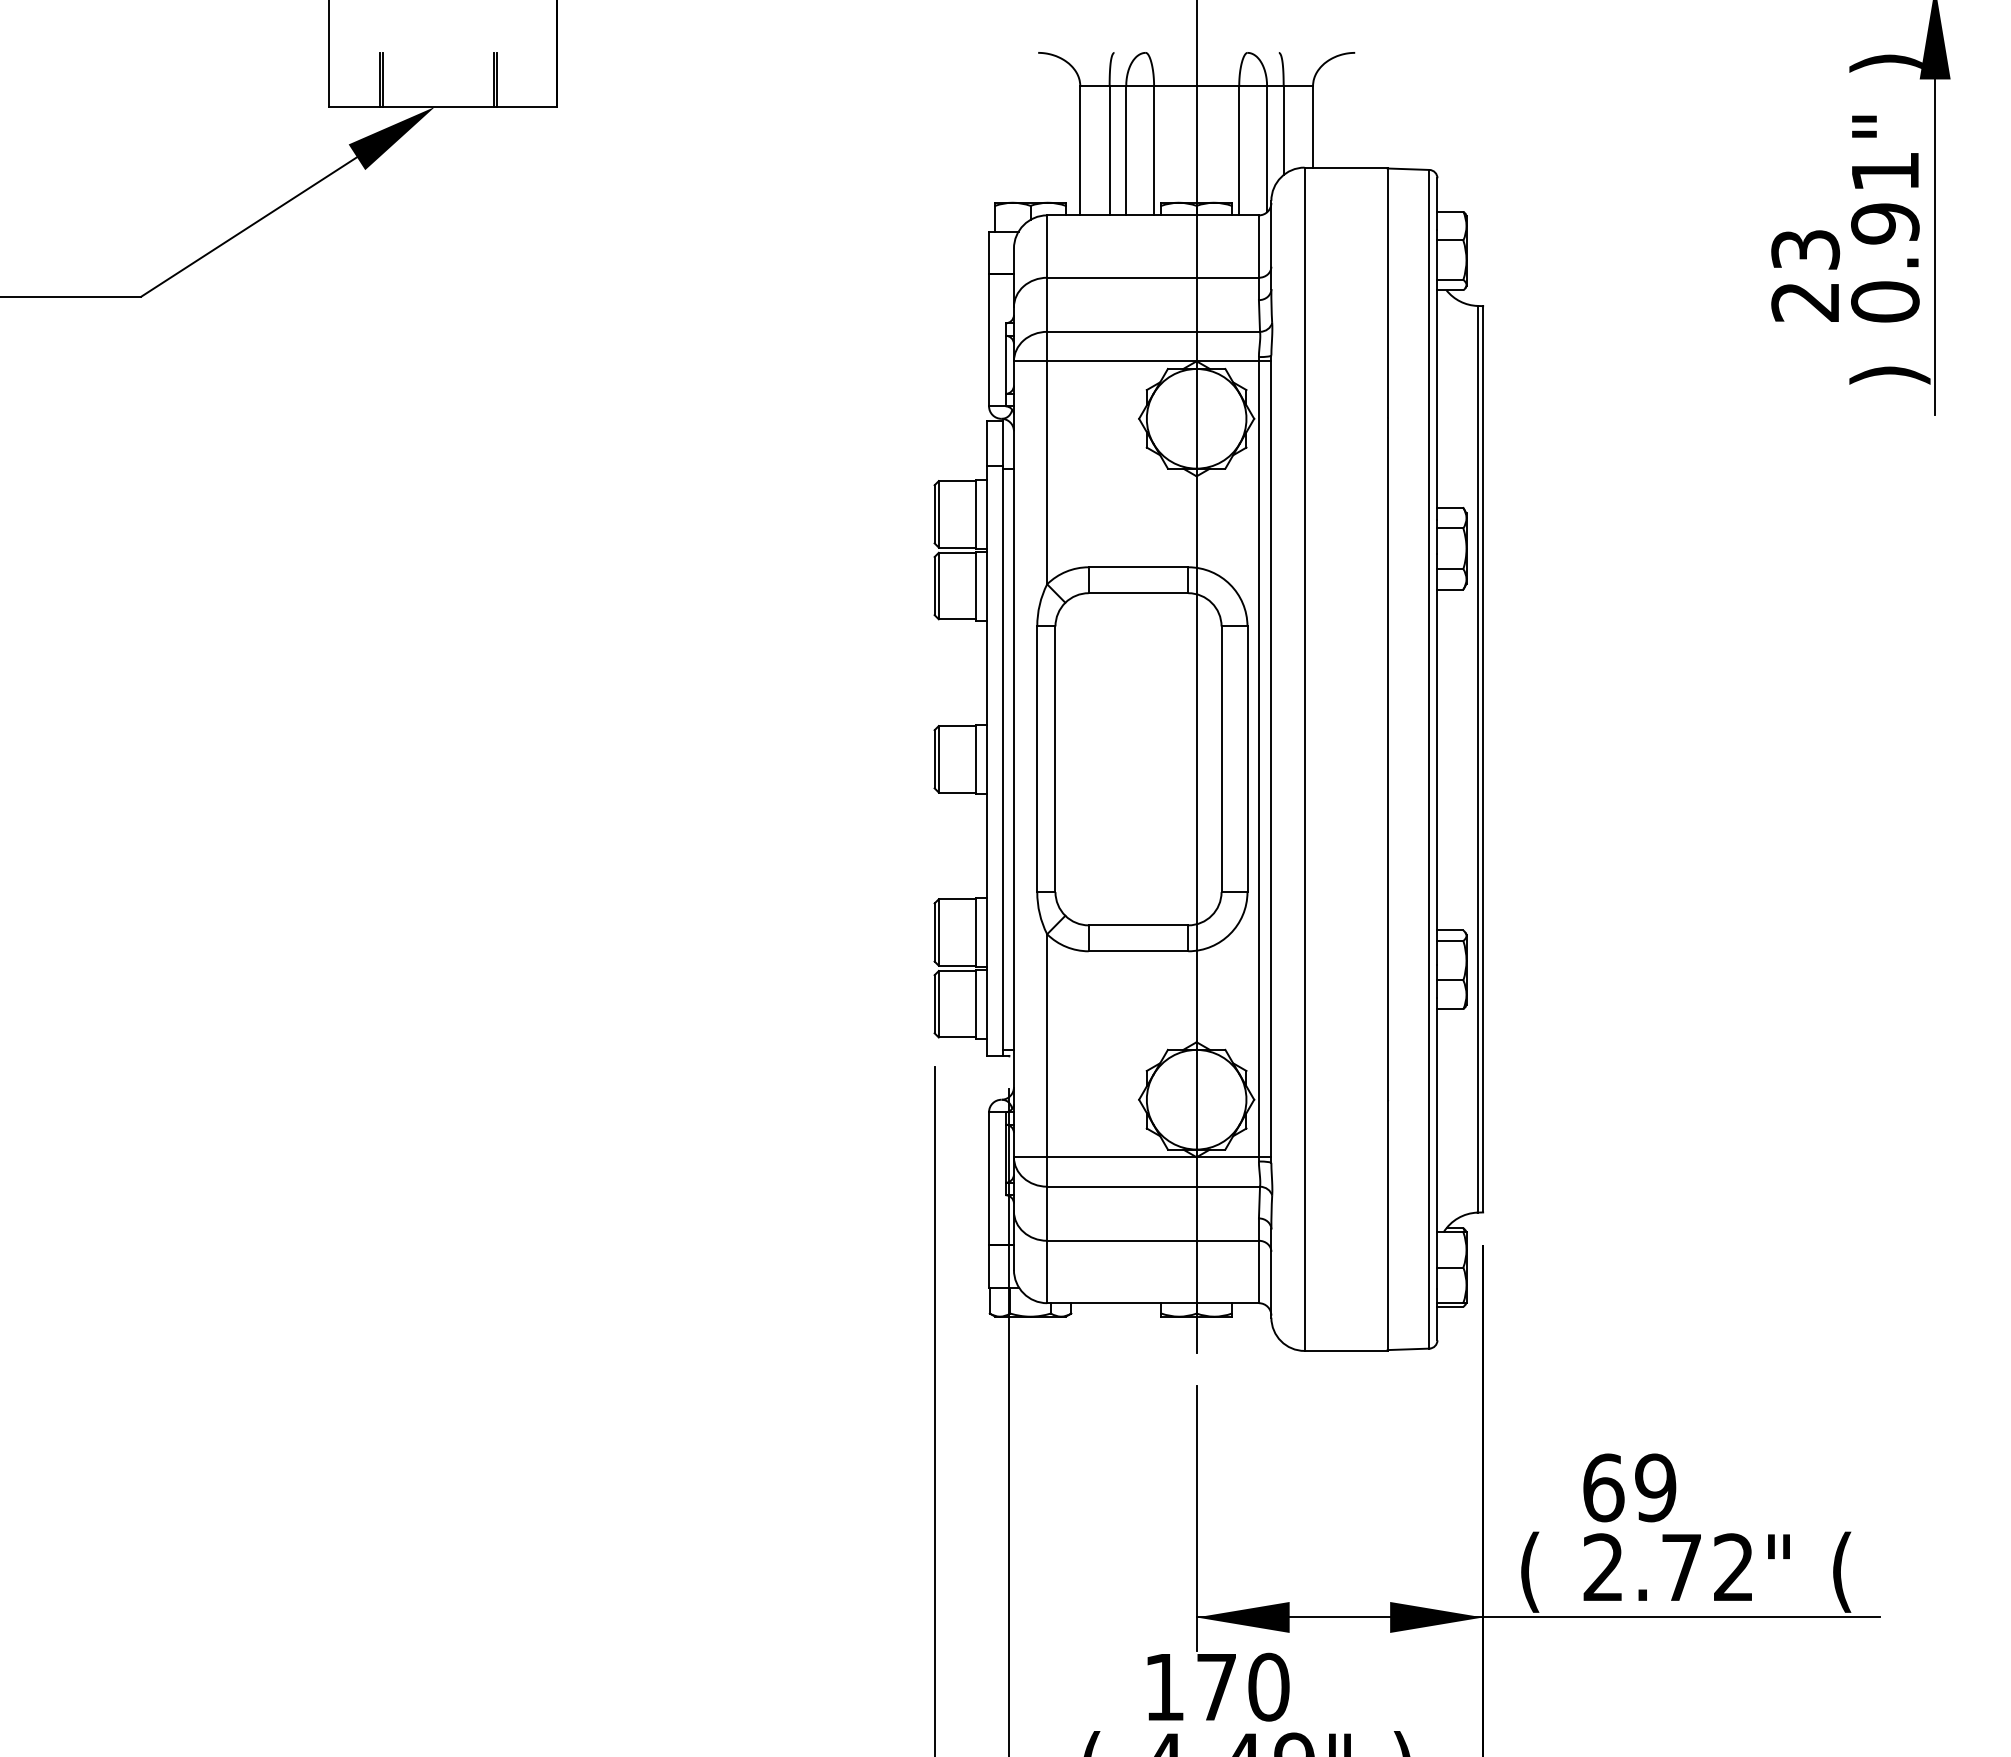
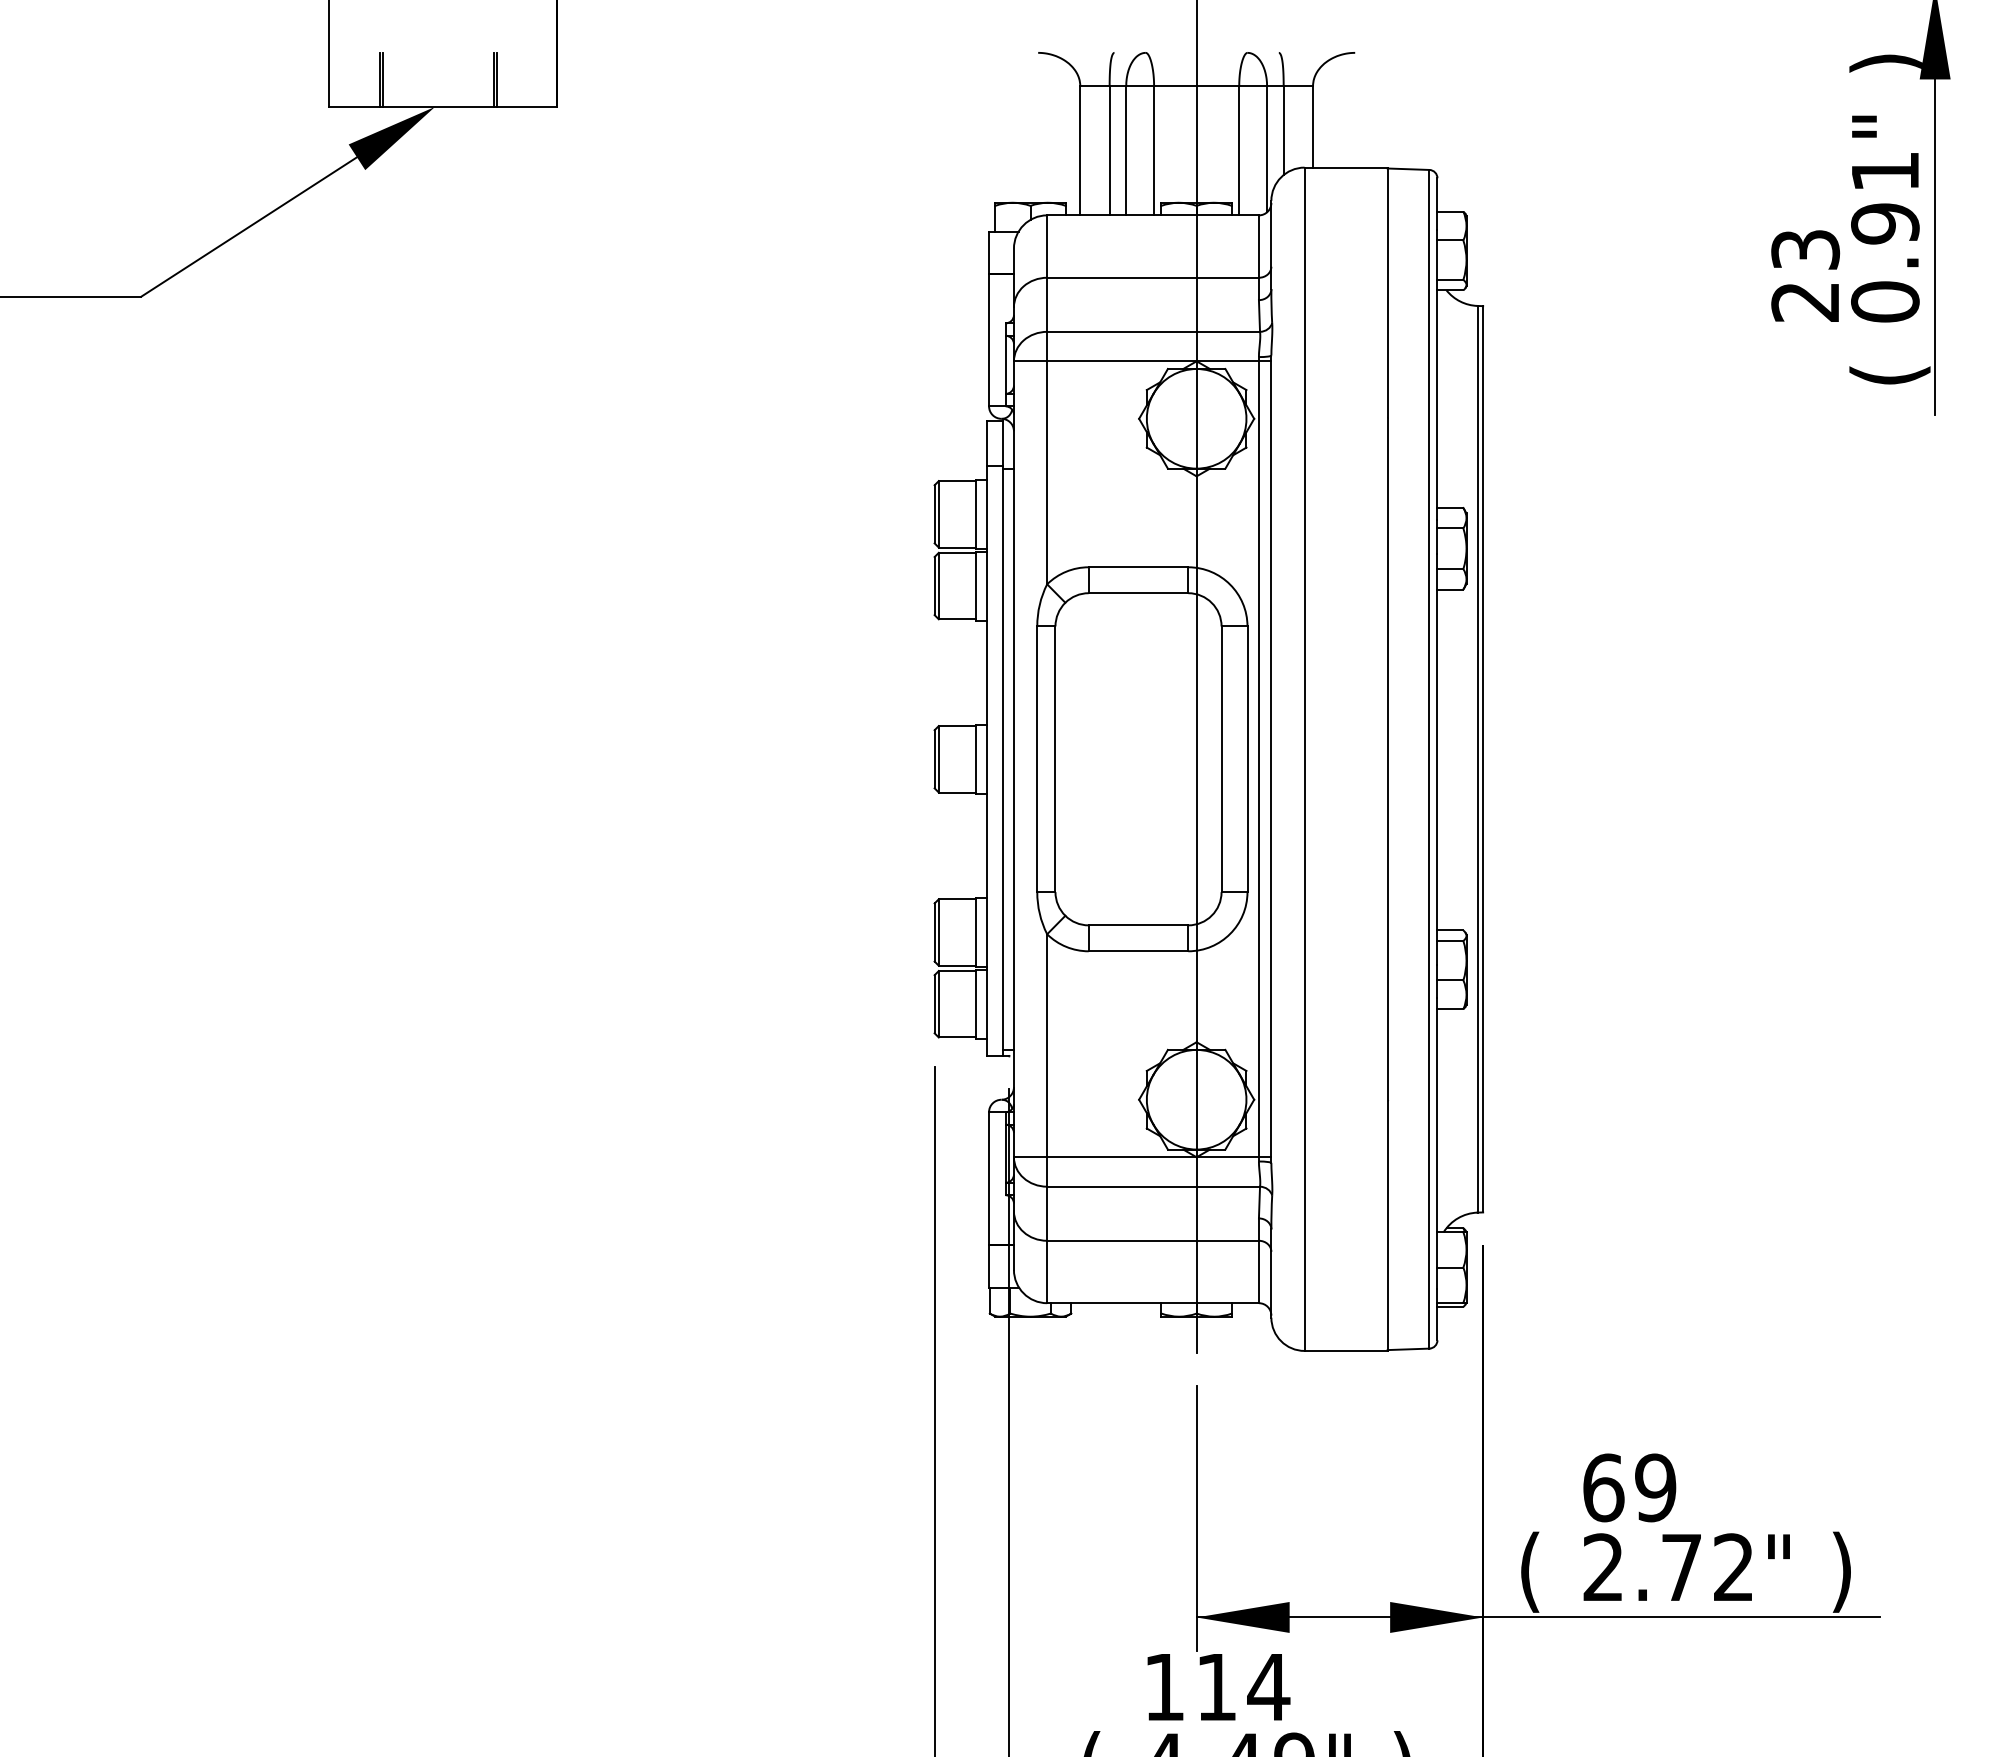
text: ) -> ( (1889, 375)
text: ( -> ) (1841, 1571)
text: 170 -> 114 (1243, 1686)
